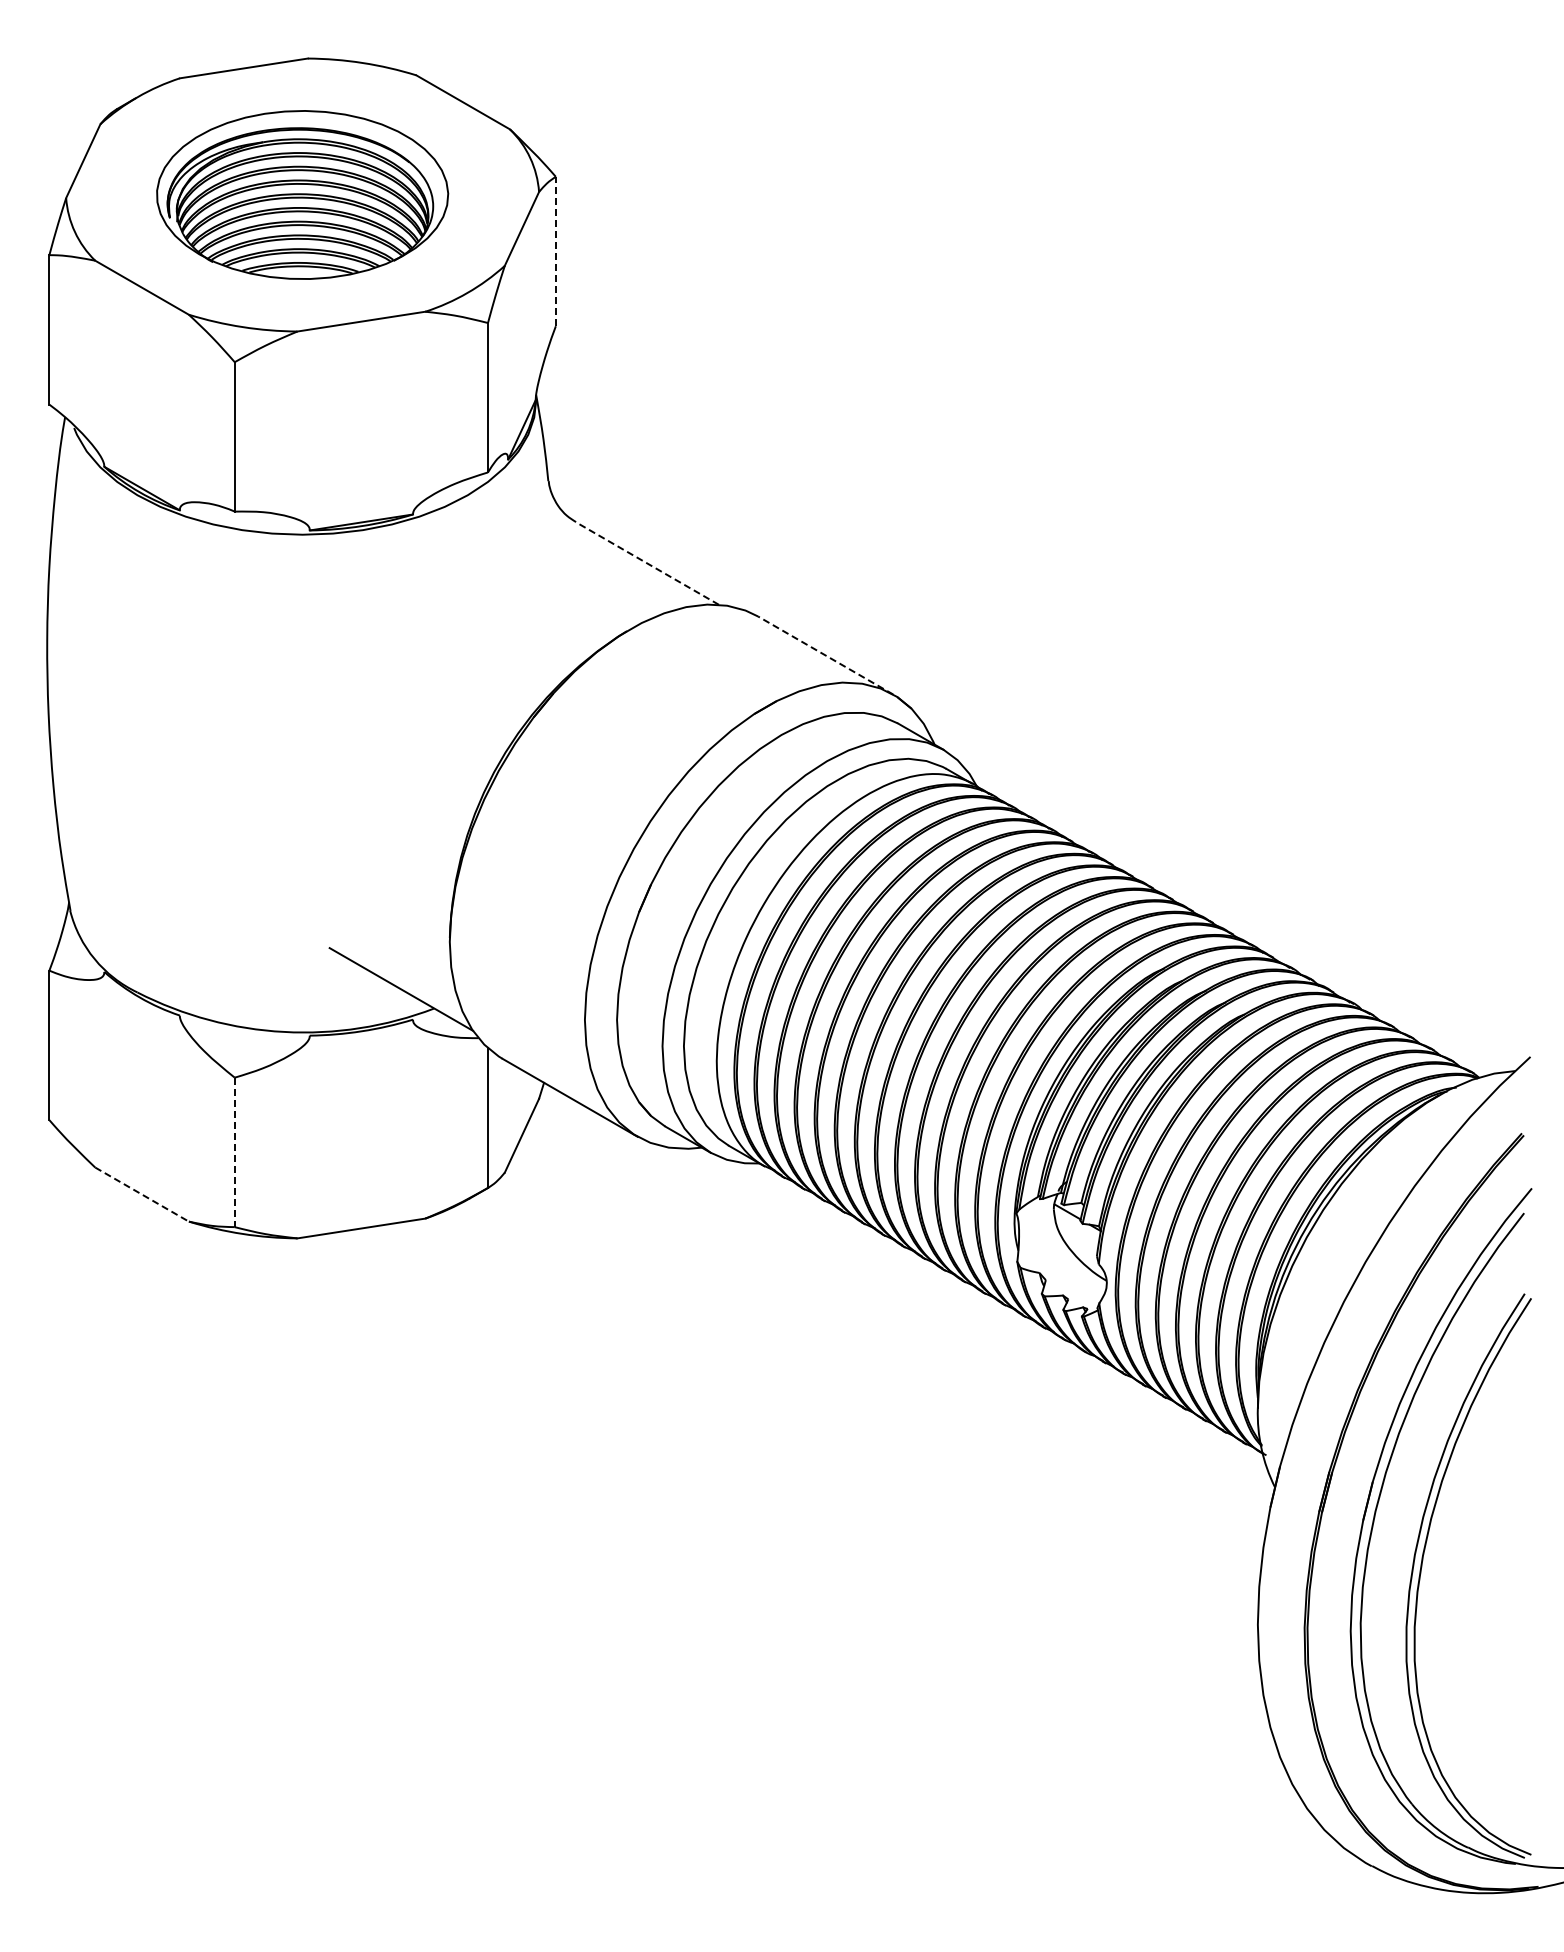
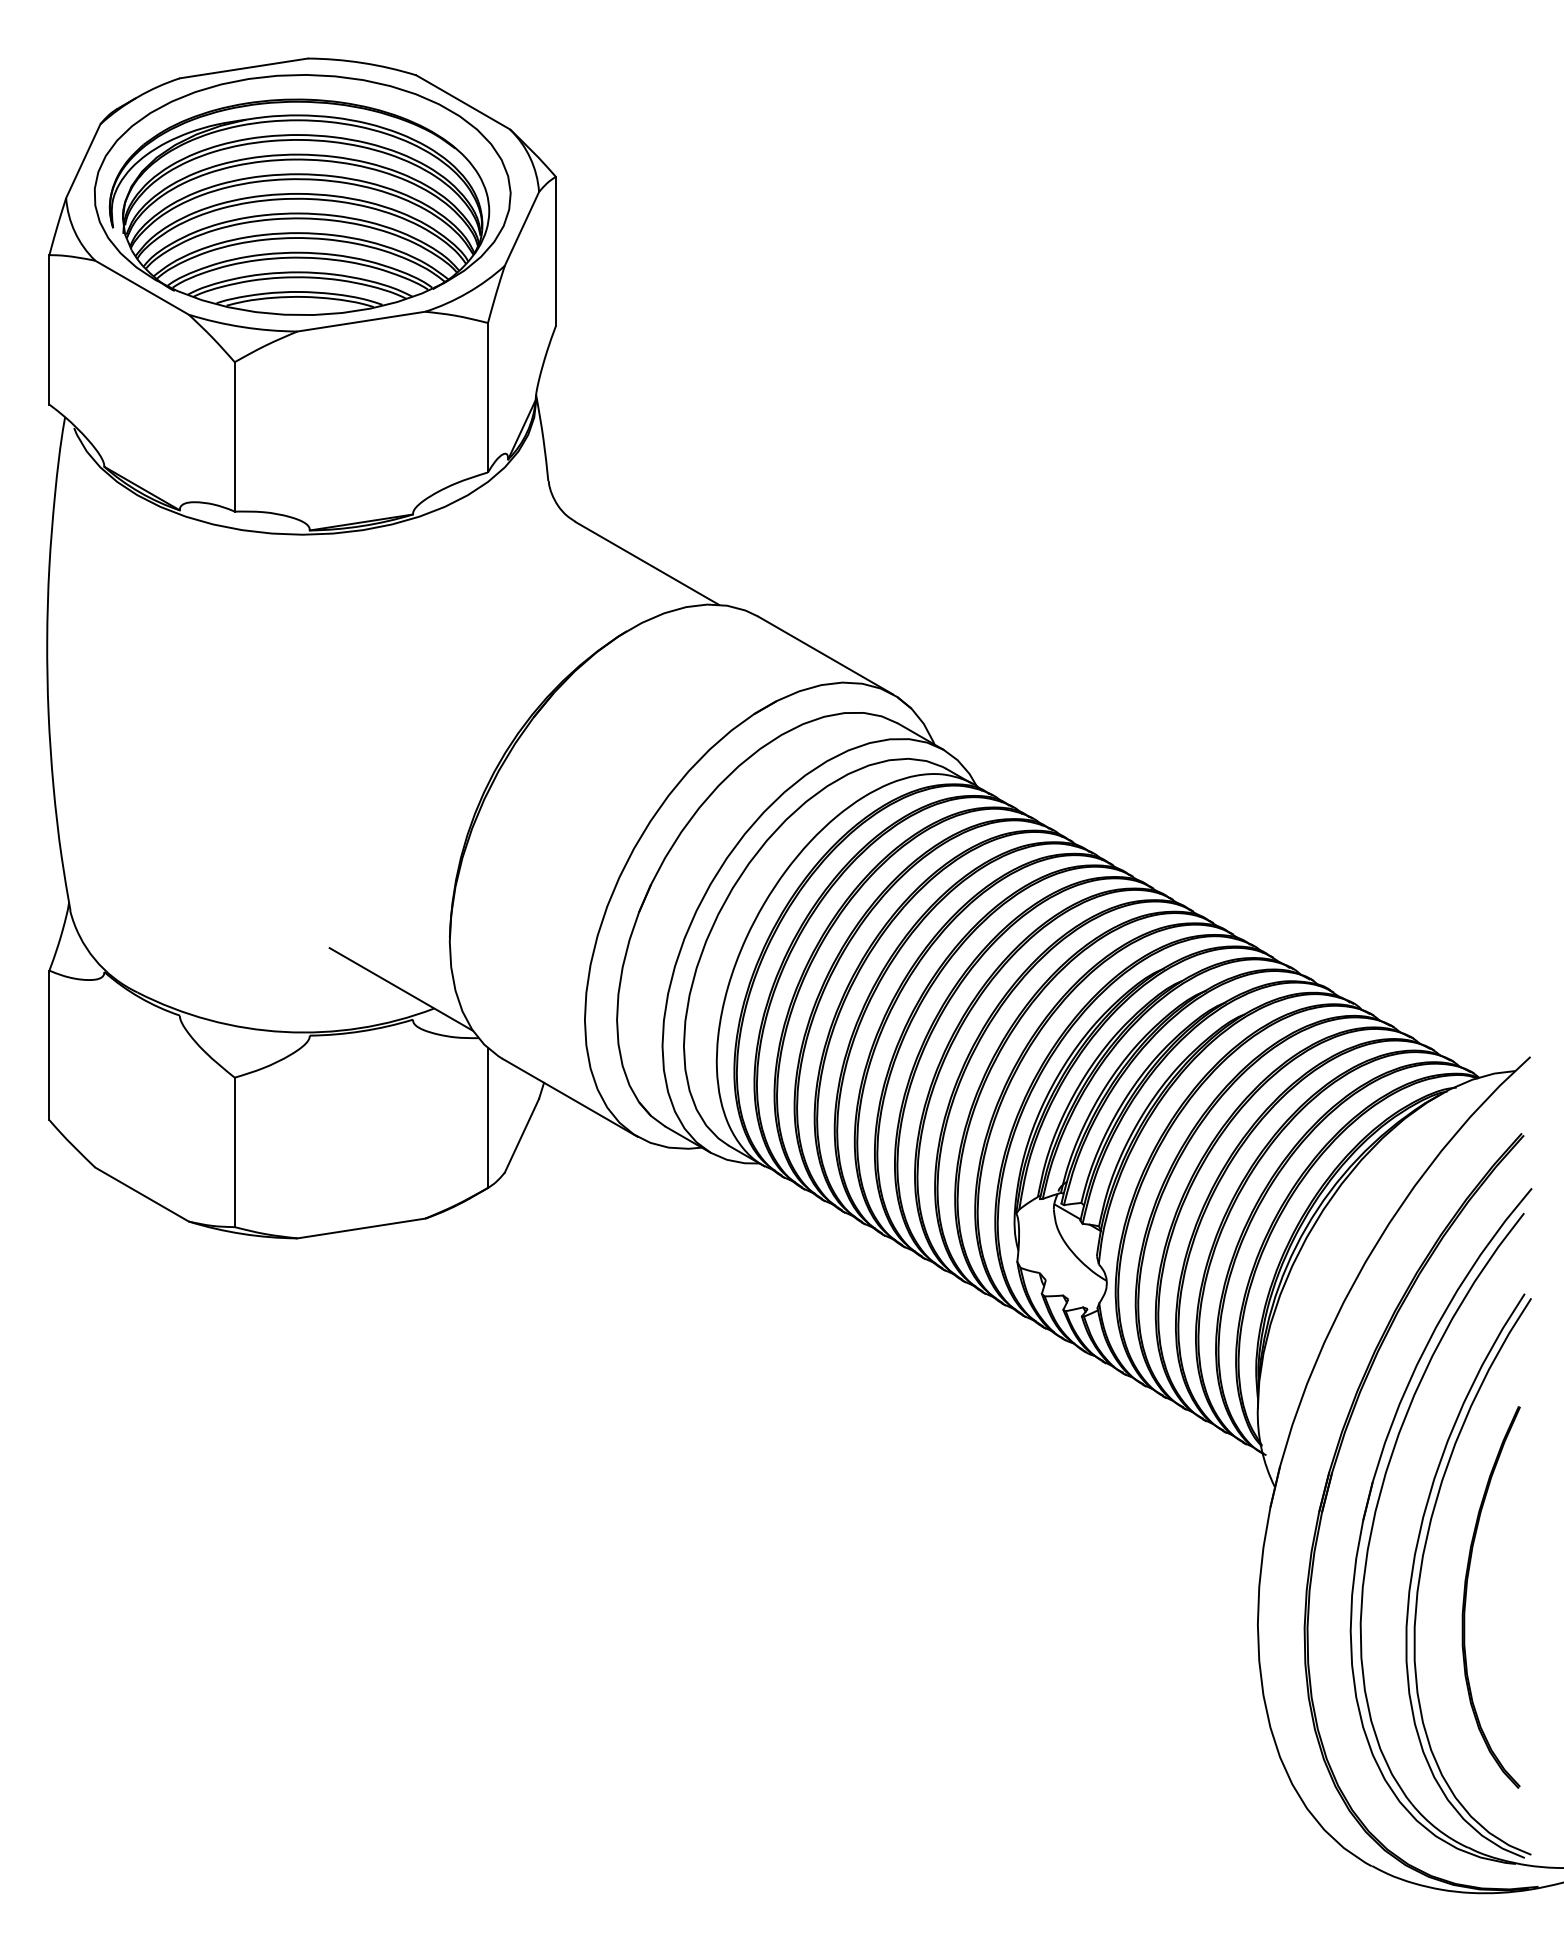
part size: 294x170 px -> 419x242 px (302, 194)
line: dashed -> solid (555, 251)
line: dashed -> solid (647, 563)
line: dashed -> solid (825, 655)
line: dashed -> solid (234, 1152)
line: dashed -> solid (142, 1194)
part: none -> present (1466, 1597)
